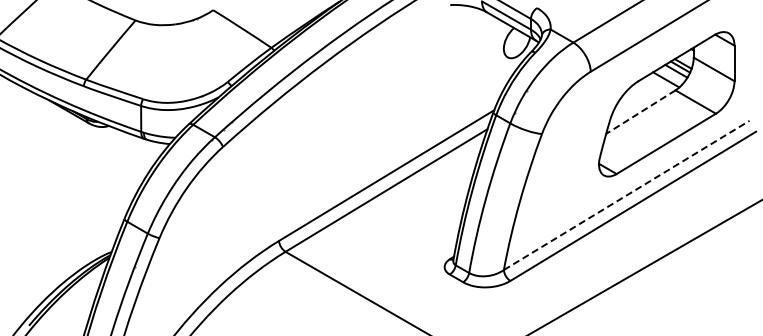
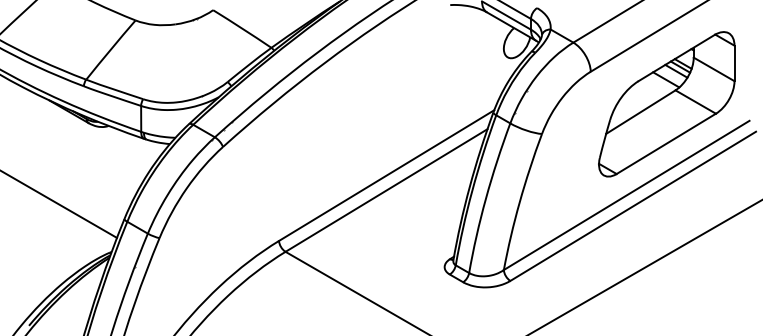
line: dashed -> solid (640, 112)
line: dashed -> solid (626, 195)
line: none -> present (59, 204)
